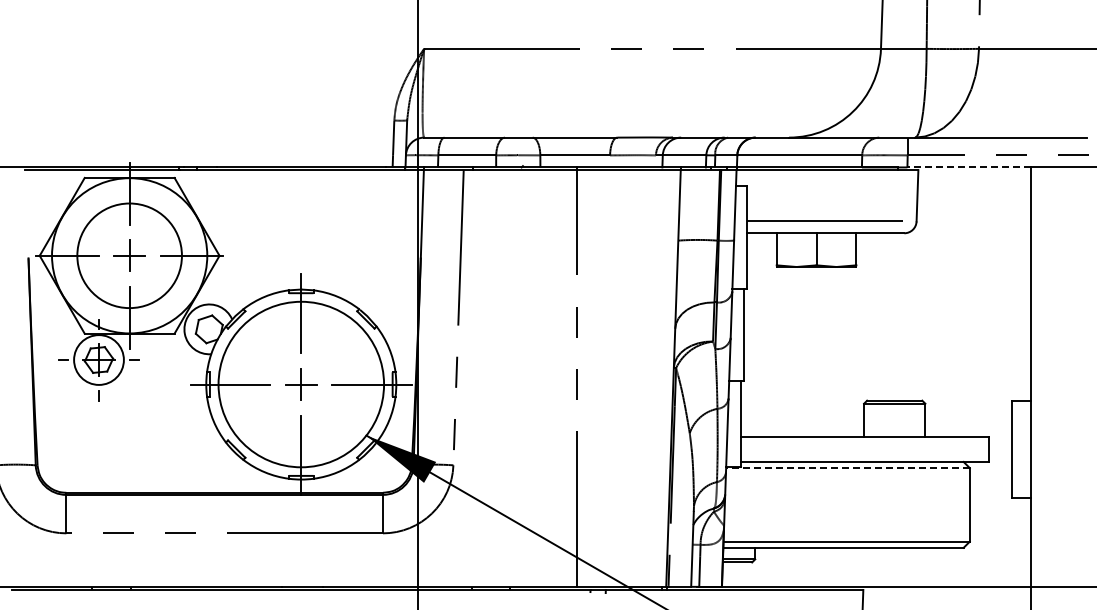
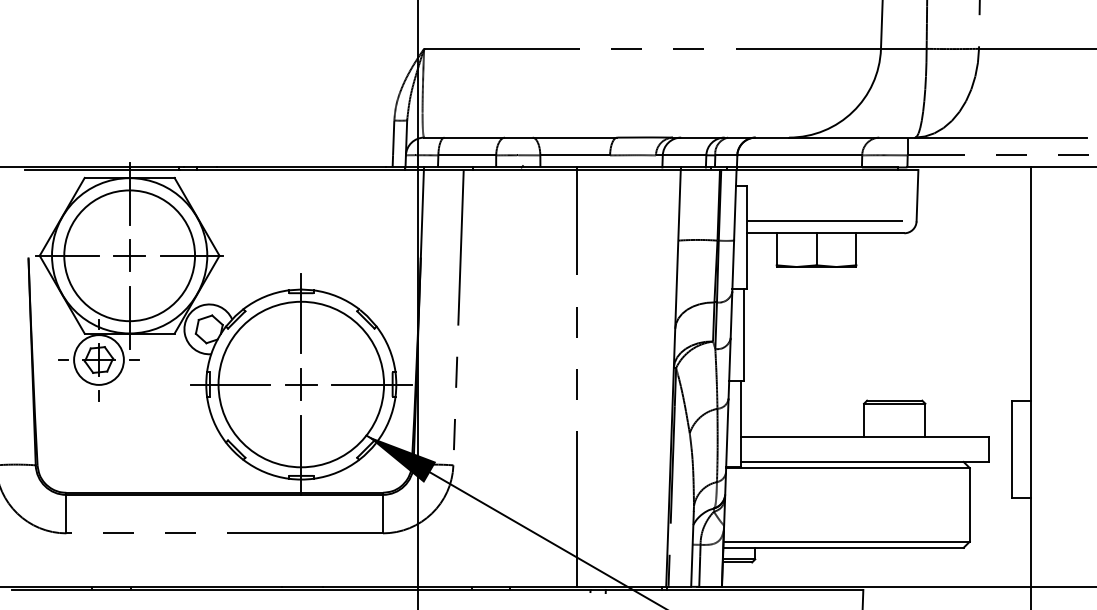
line: dashed -> solid (969, 167)
circle diameter: 105 px -> 131 px (129, 255)
line: dashed -> solid (848, 468)
